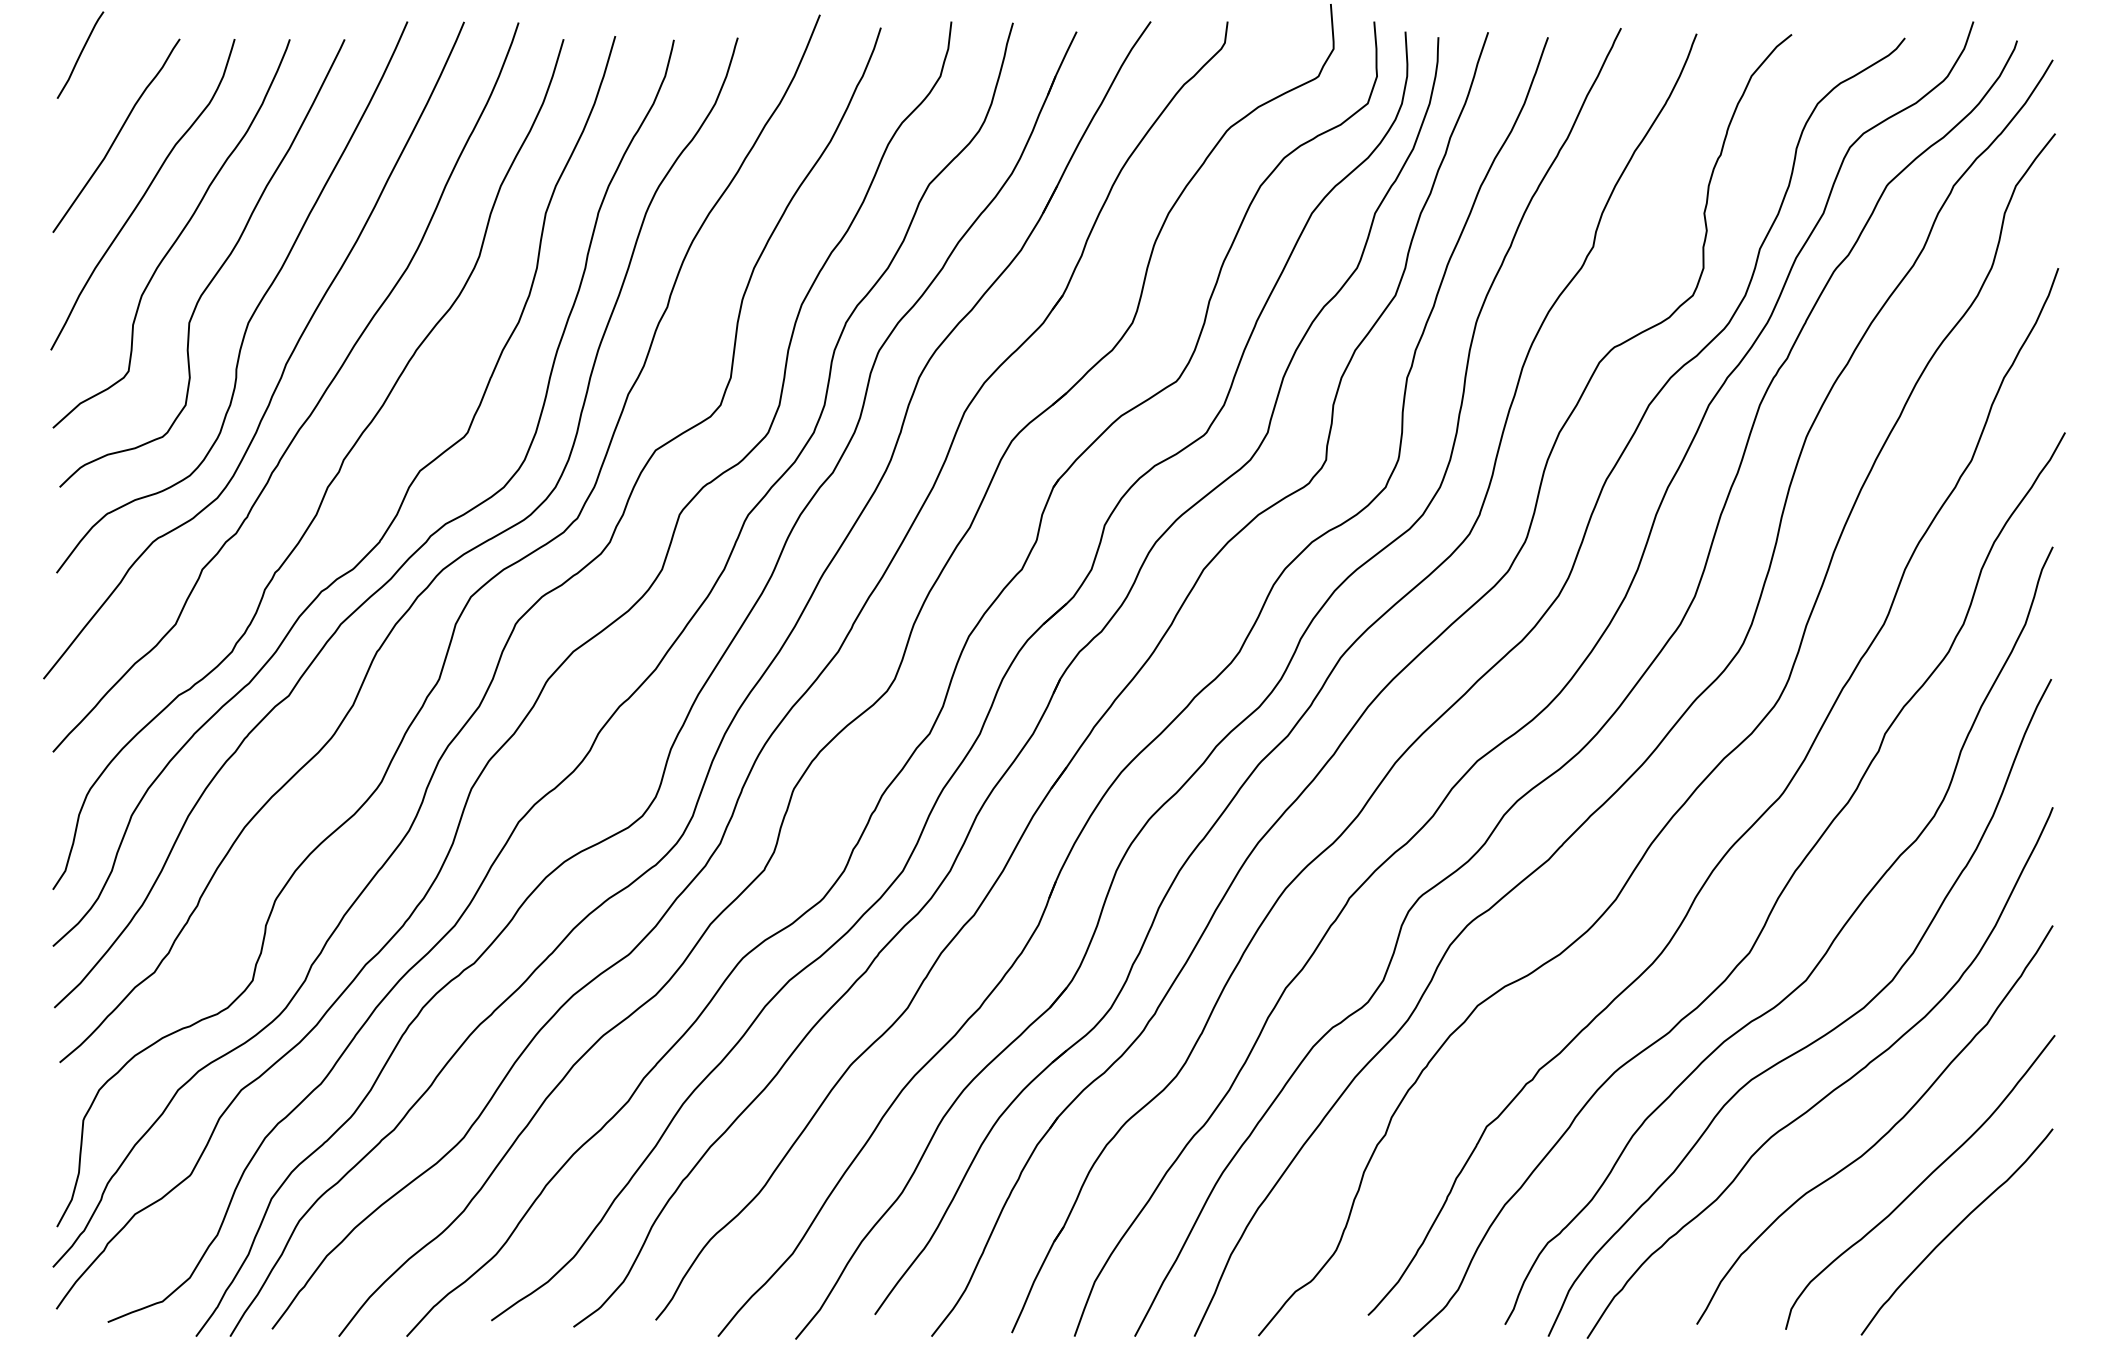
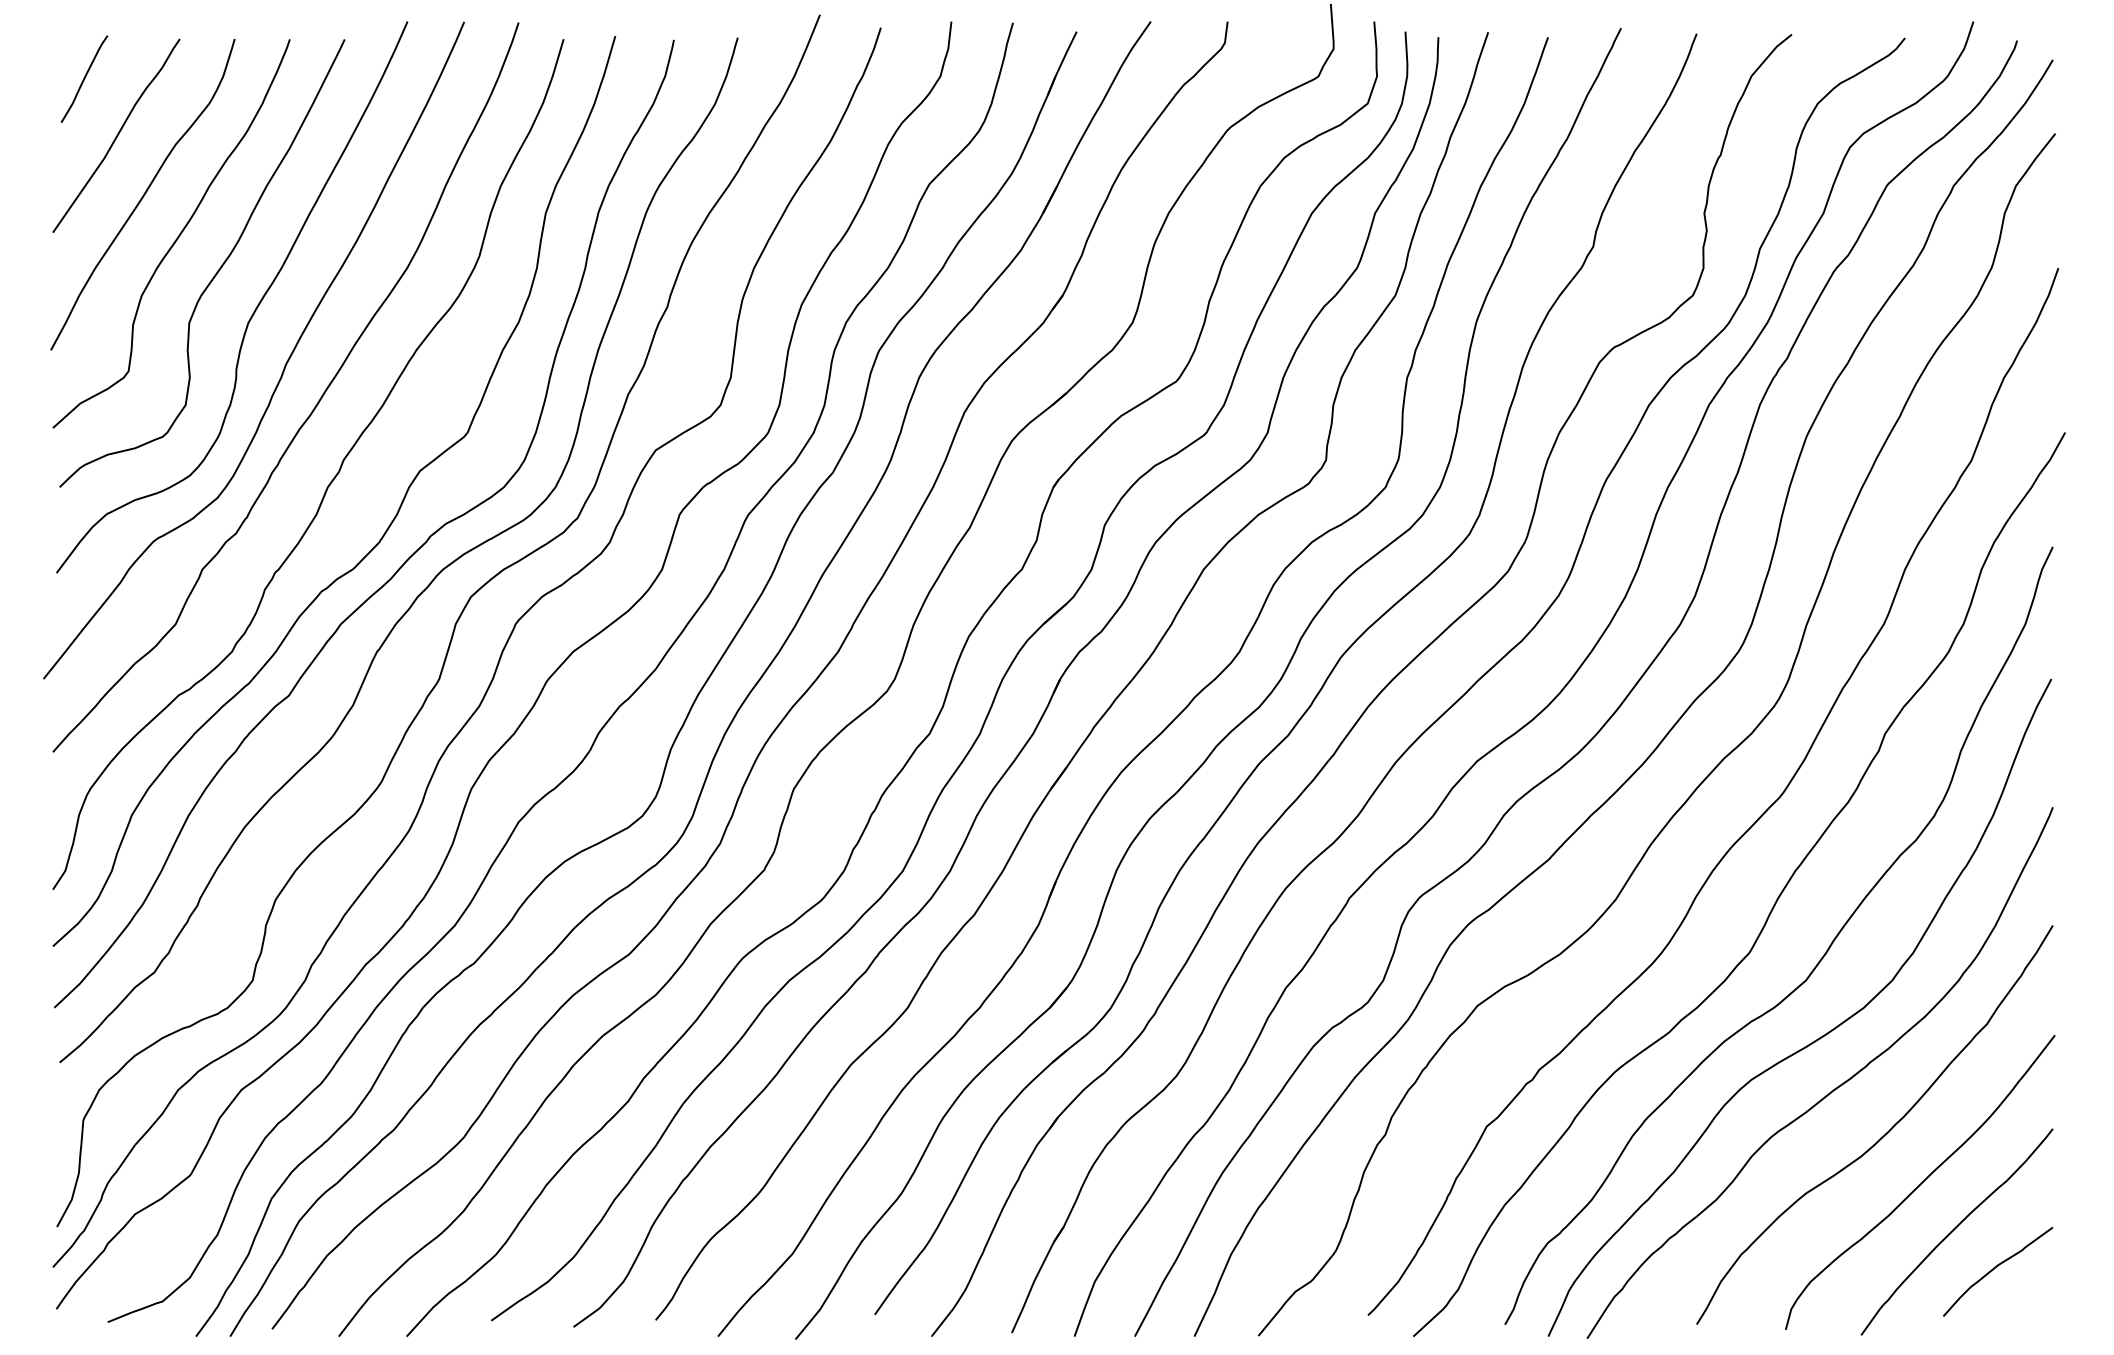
curve position: (80, 54) -> (84, 78) (84, 78)
curve: none -> present (1995, 1268)
